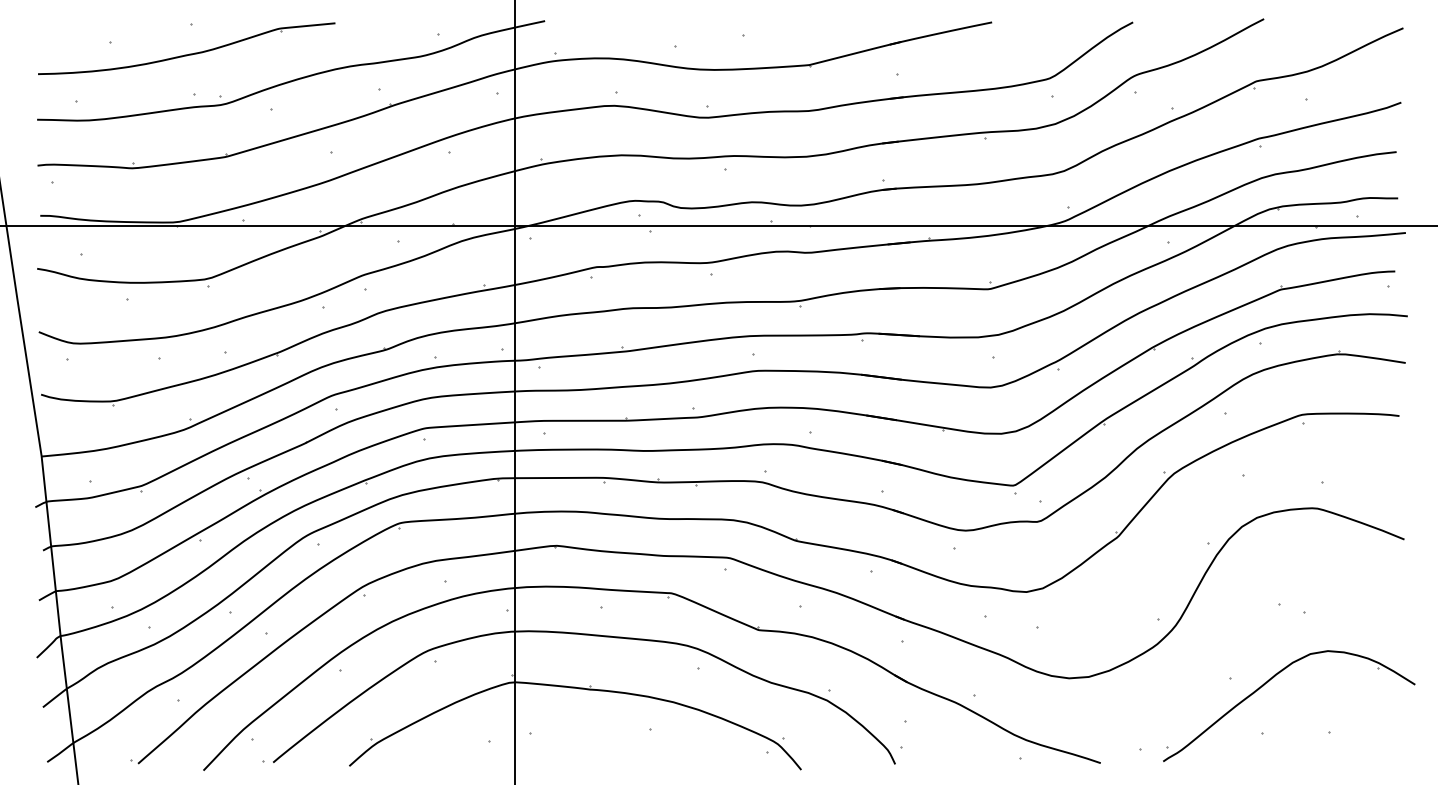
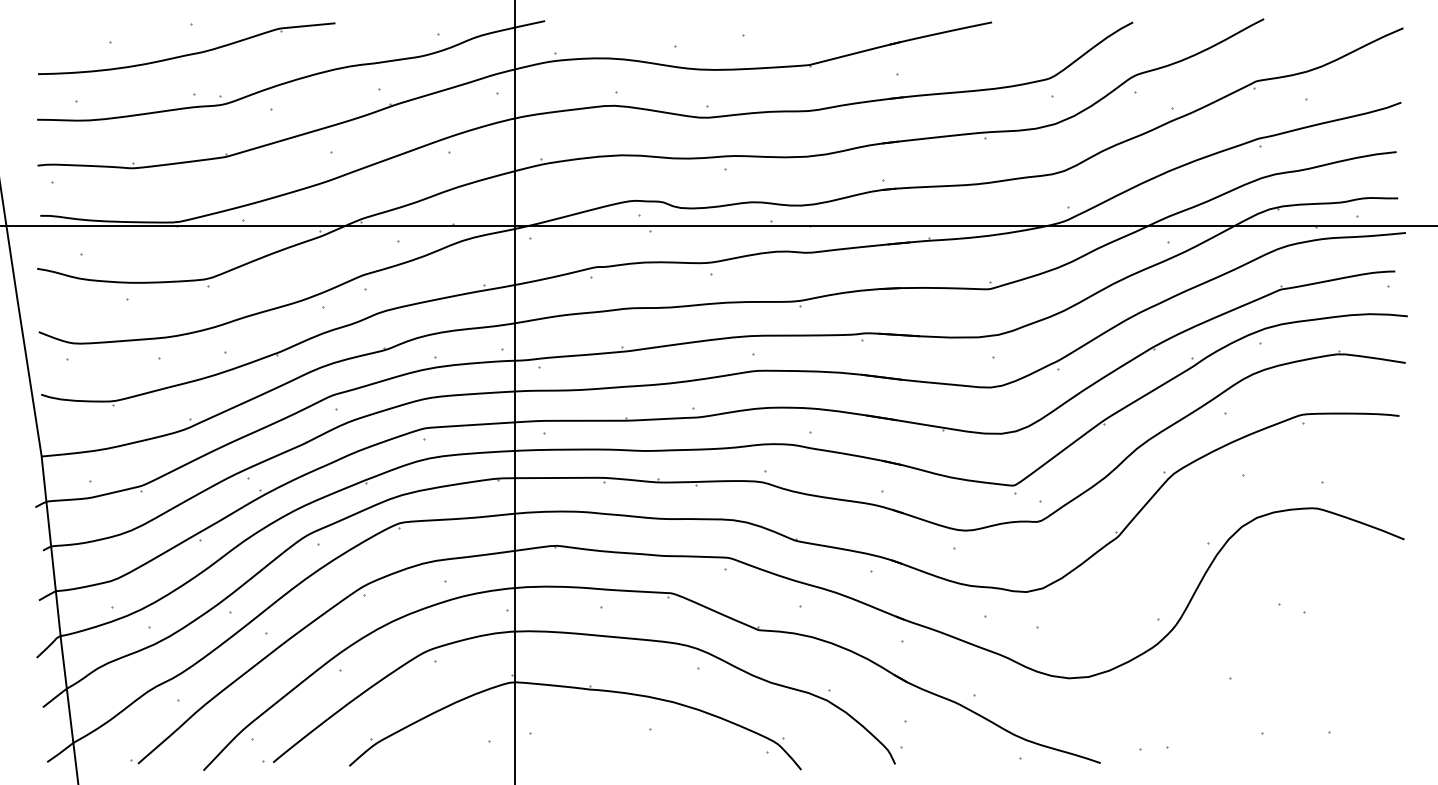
part: present -> none (1268, 682)
